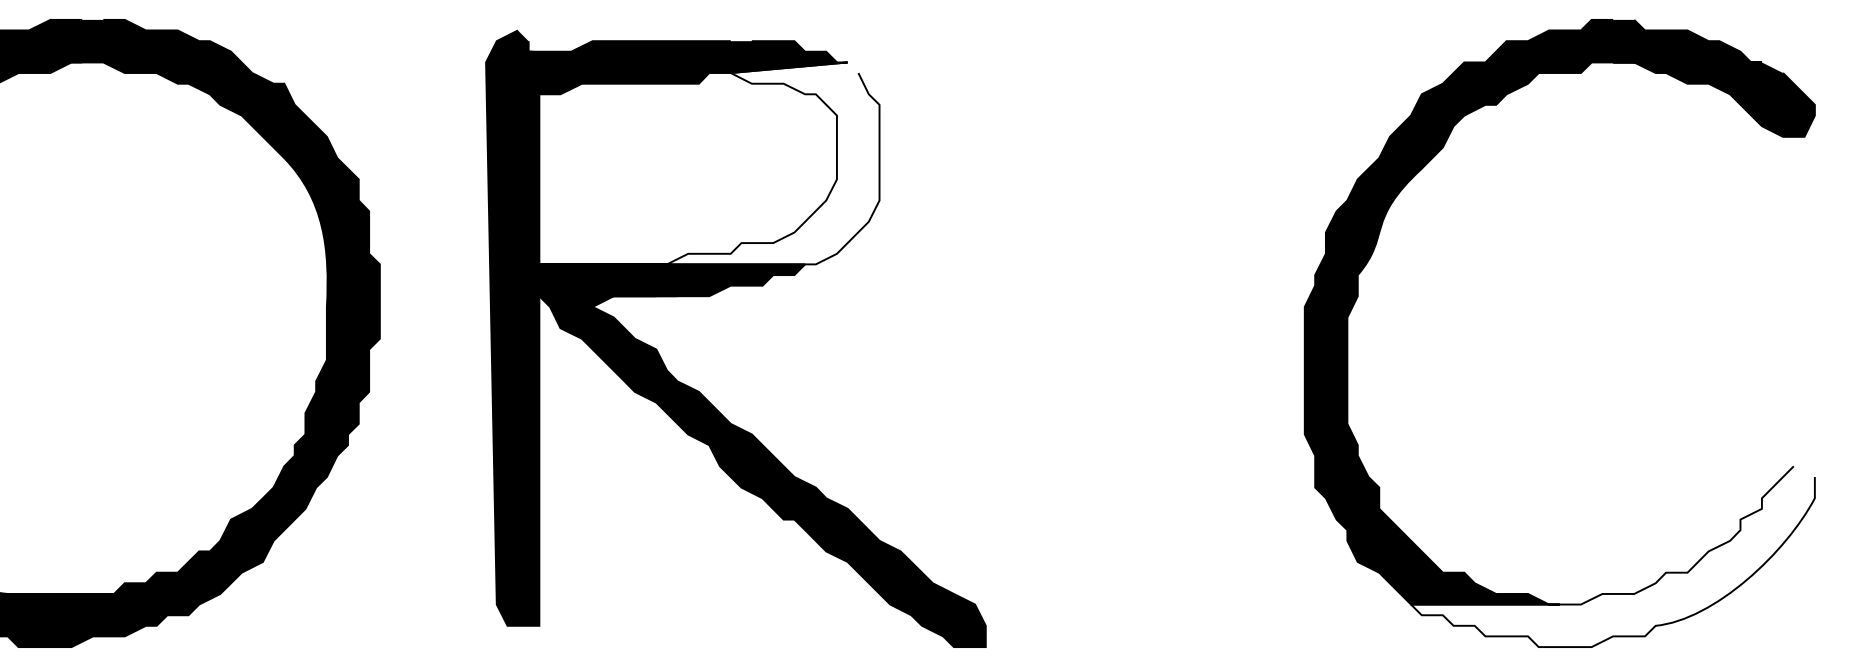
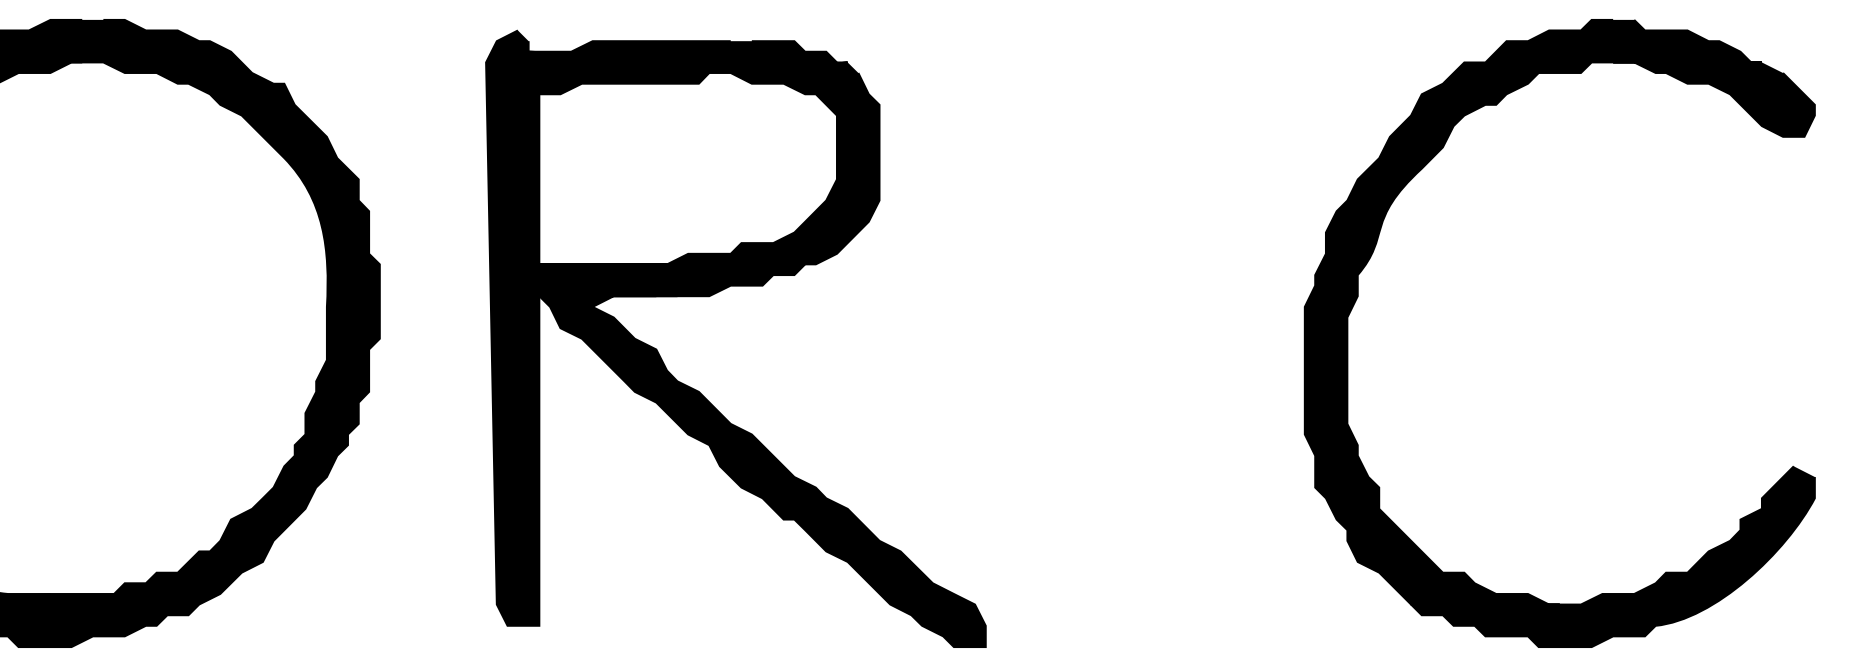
fill: none -> present (709, 163)
fill: none -> present (1612, 556)
